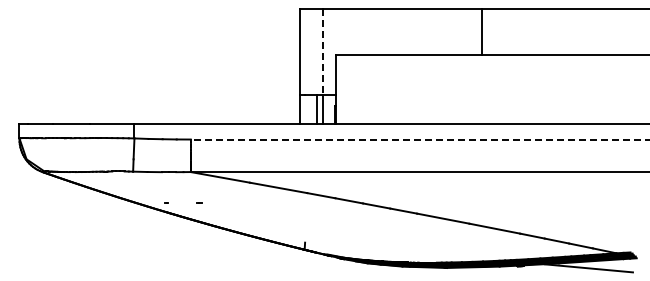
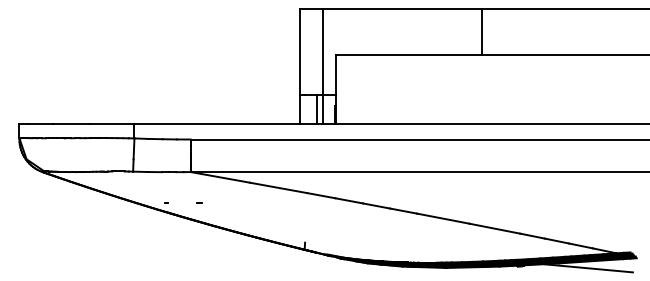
line: dashed -> solid (323, 52)
line: dashed -> solid (419, 139)
